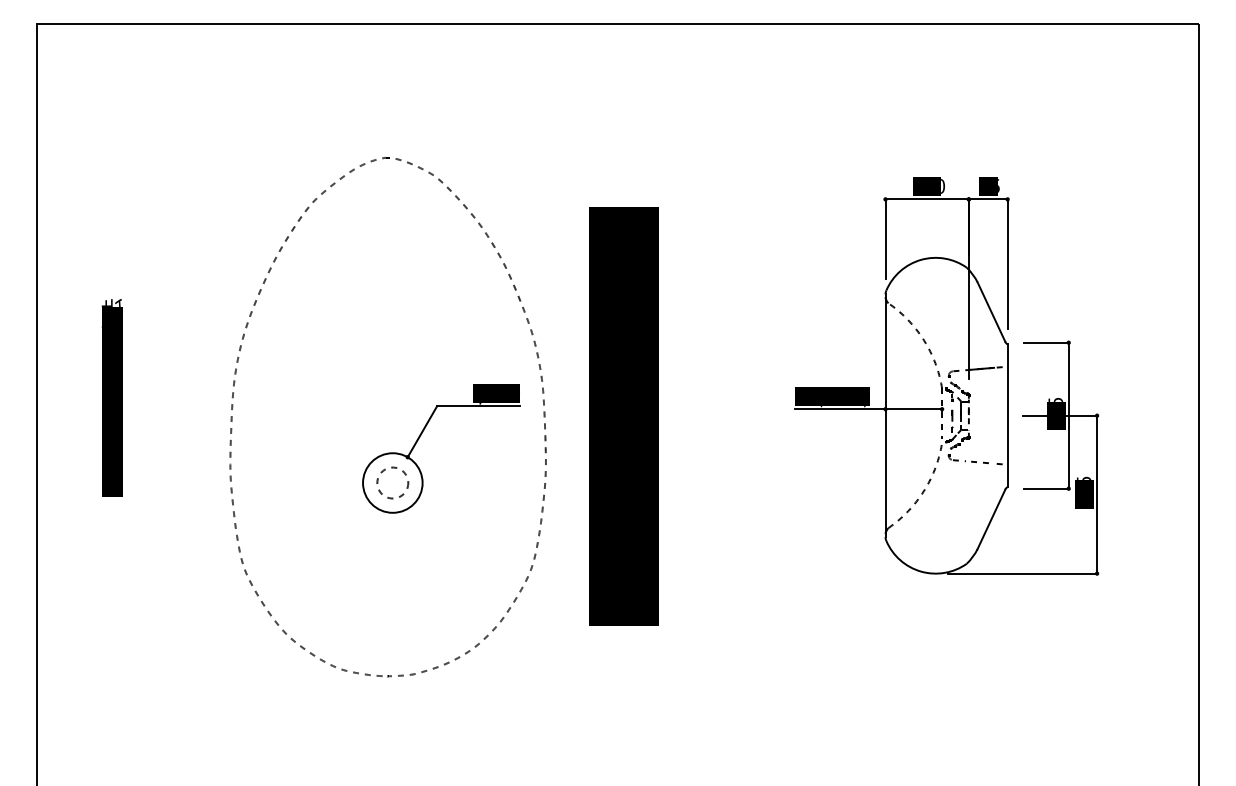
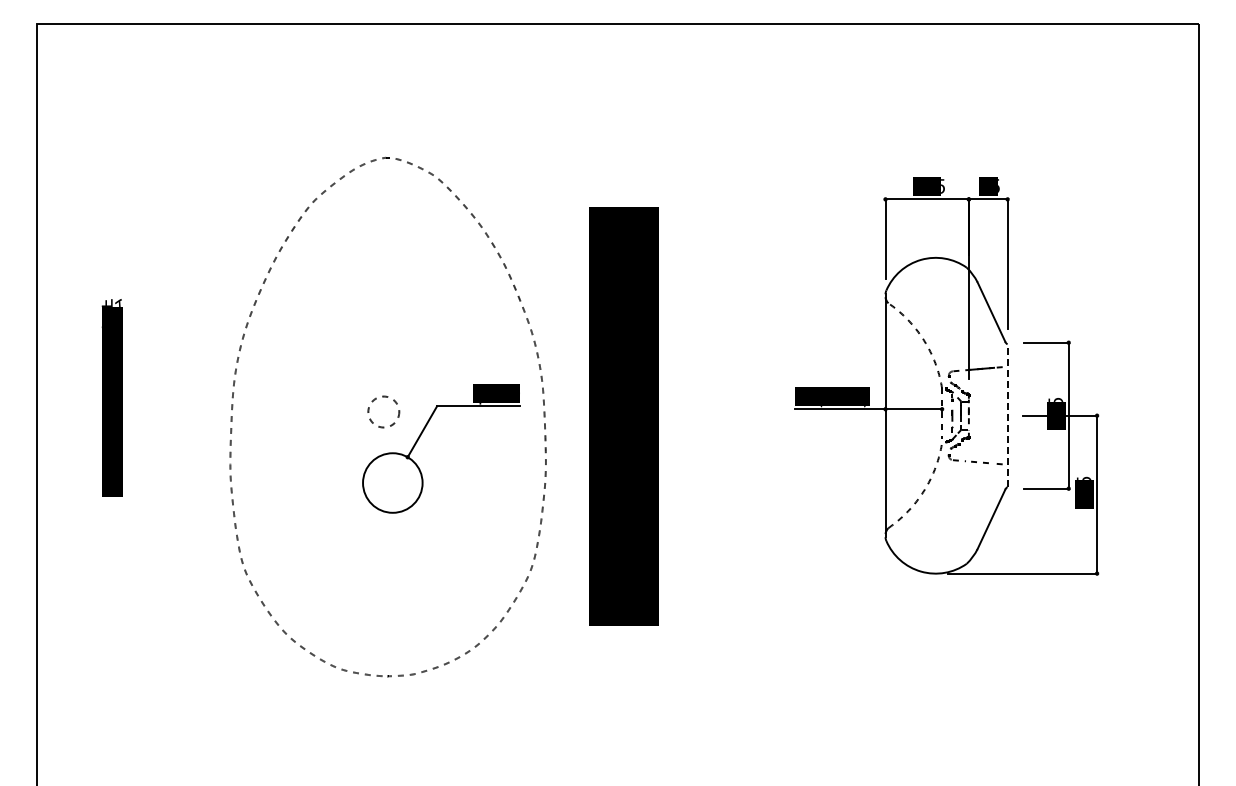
text: 140 -> 175 (942, 185)
line: solid -> dashed (1007, 415)
circle position: (392, 482) -> (383, 411) (383, 411)
